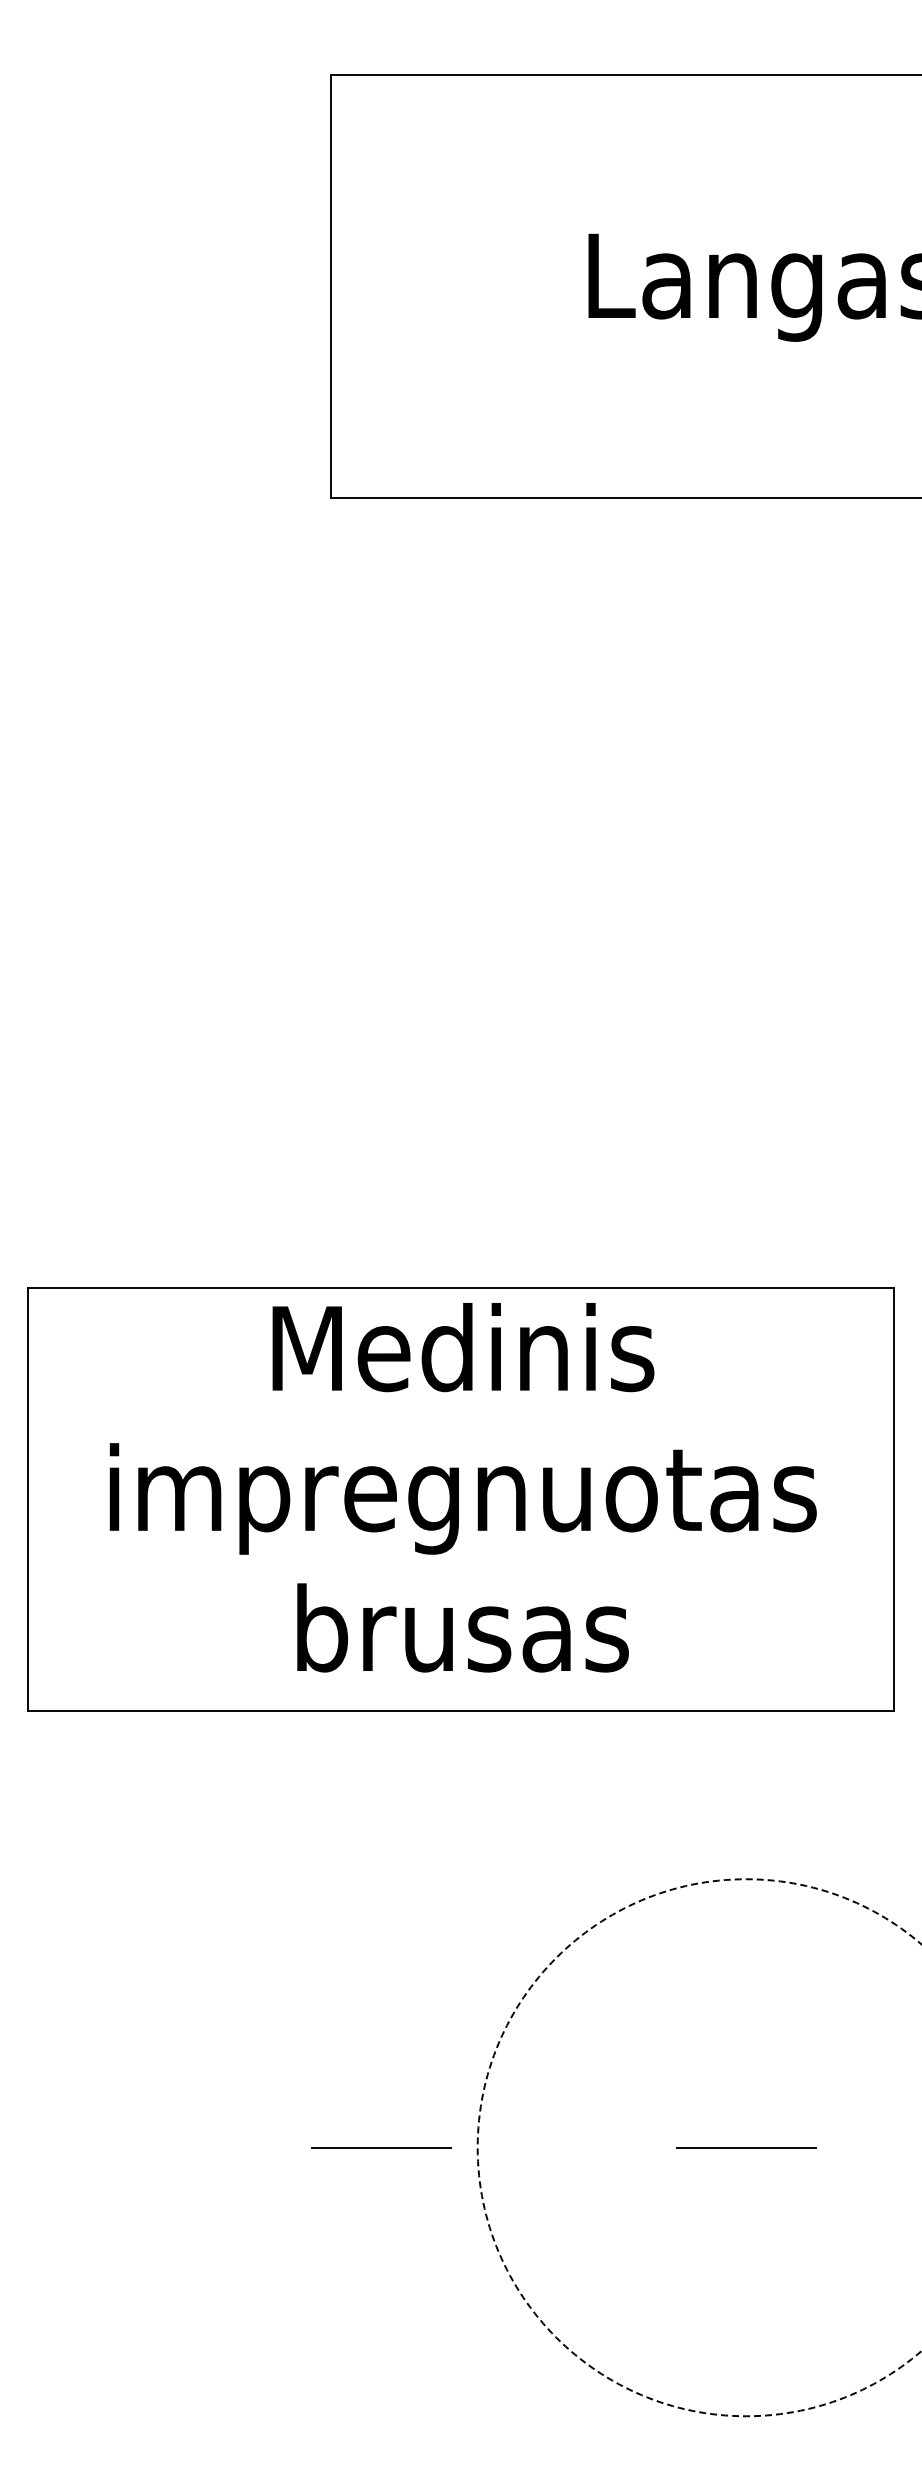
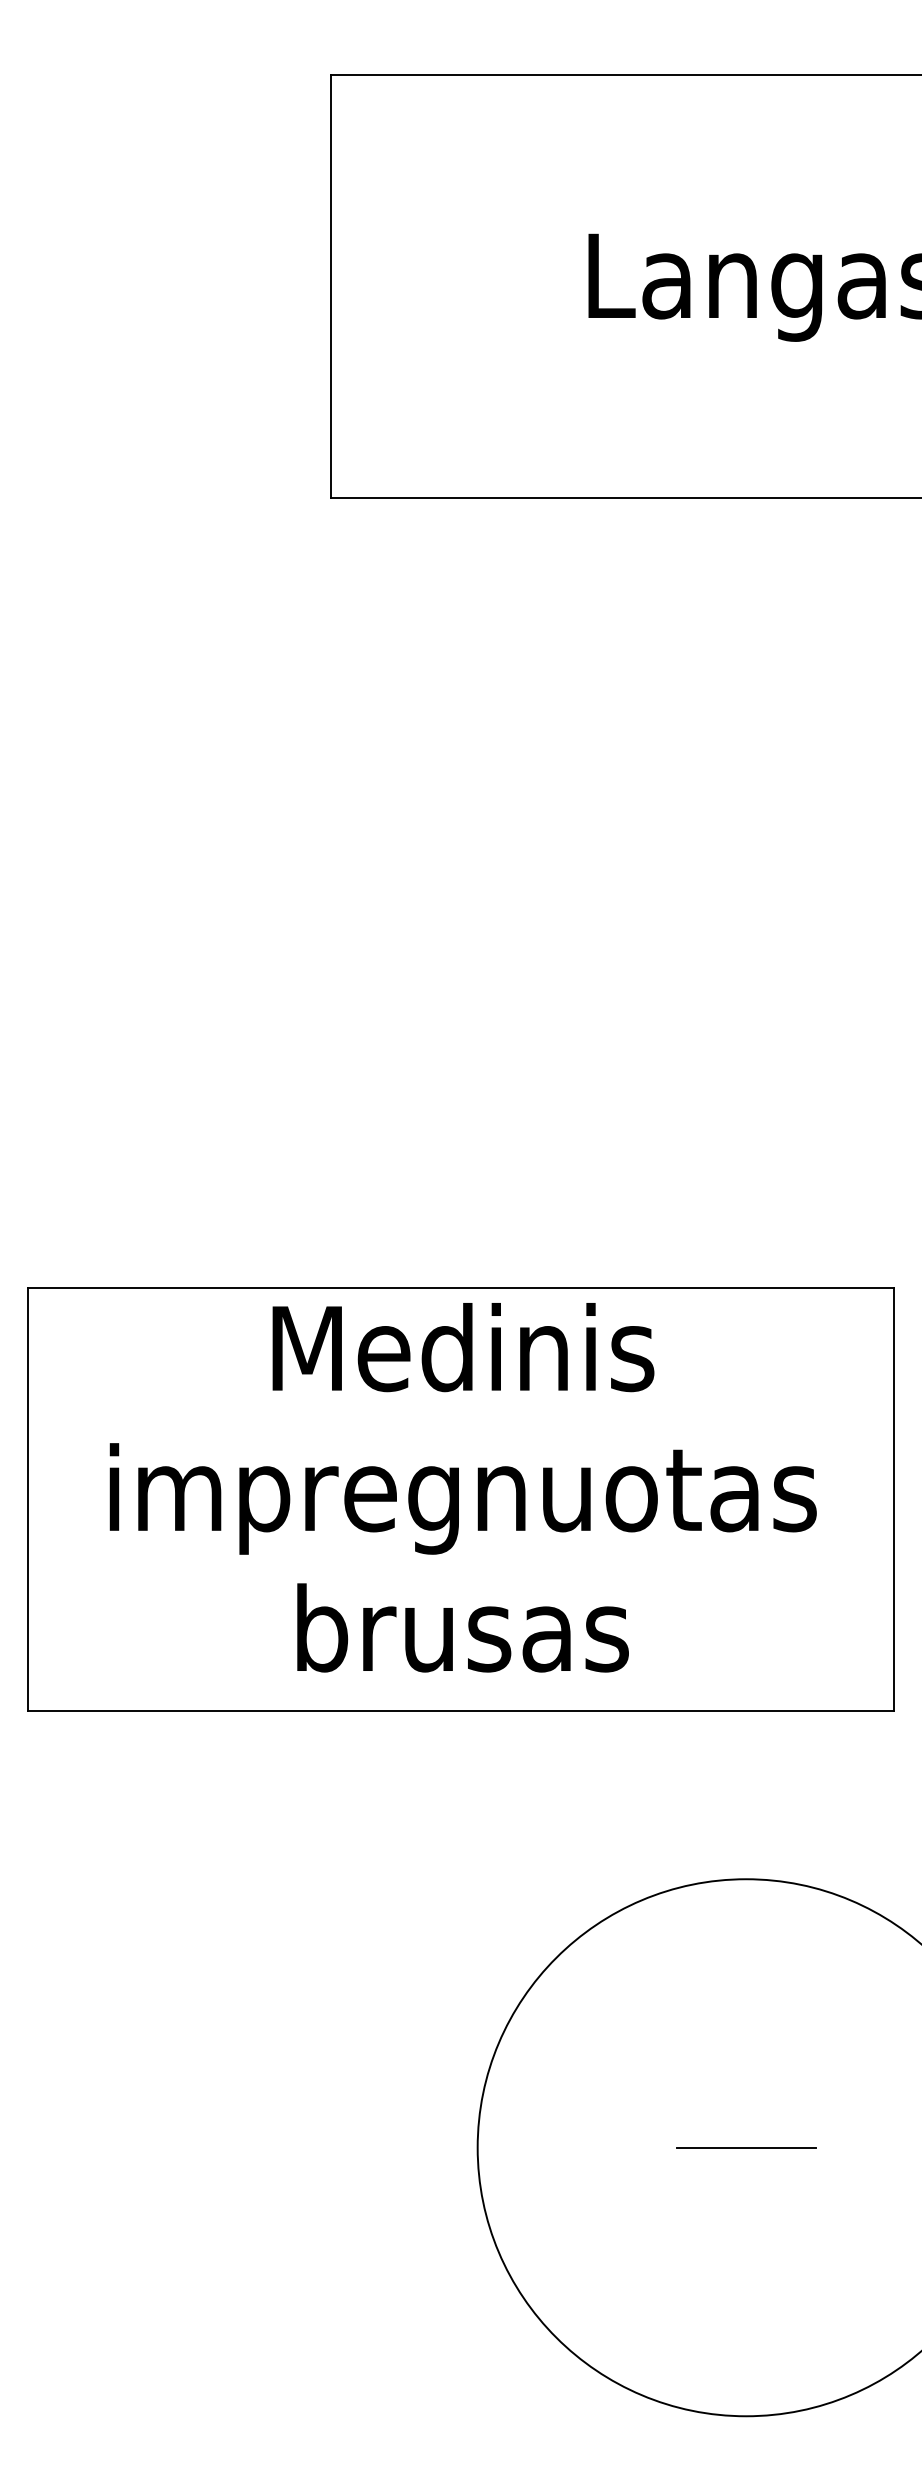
line: present -> none (381, 2147)
circle: dashed -> solid (699, 2147)
